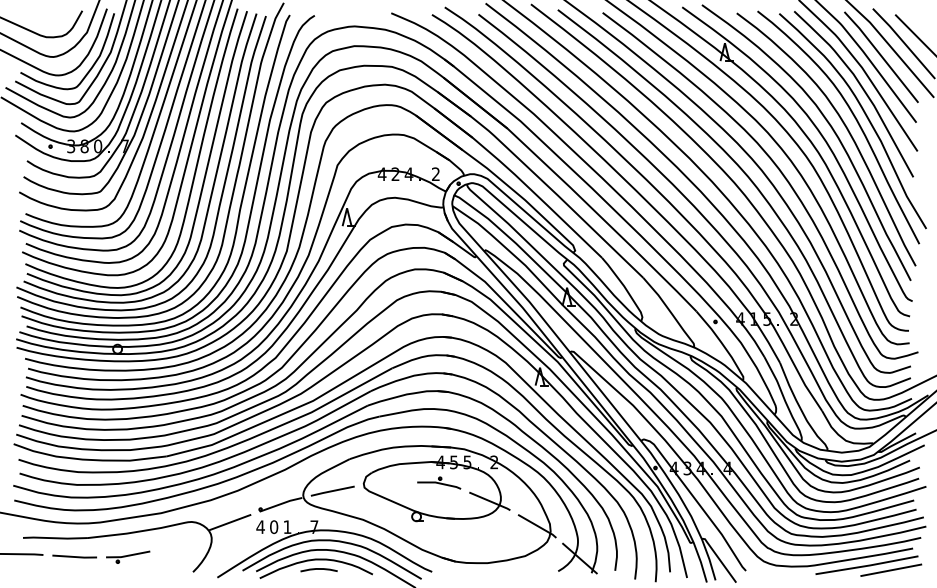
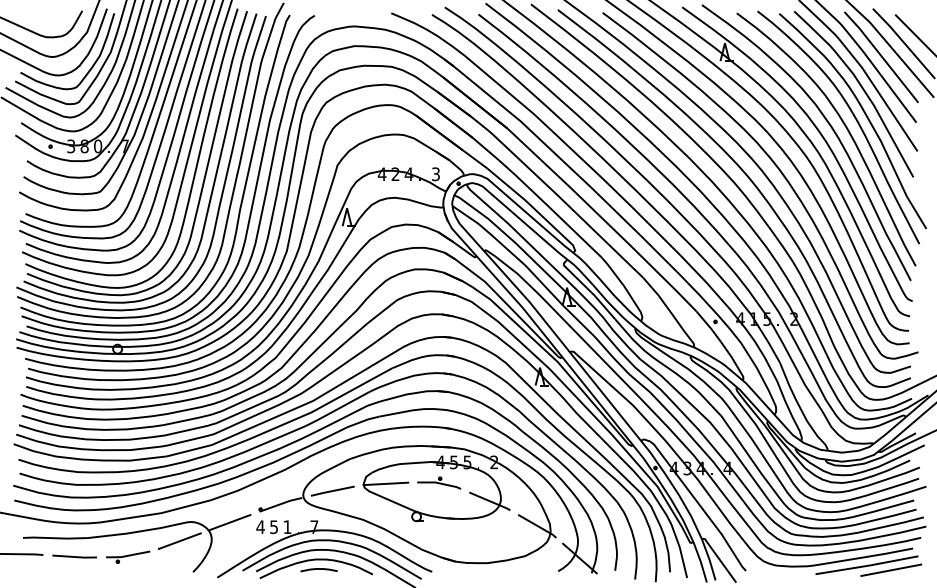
text: 2 -> 3 (435, 174)
line: none -> present (385, 483)
text: 0 -> 5 (274, 527)
line: none -> present (179, 540)
